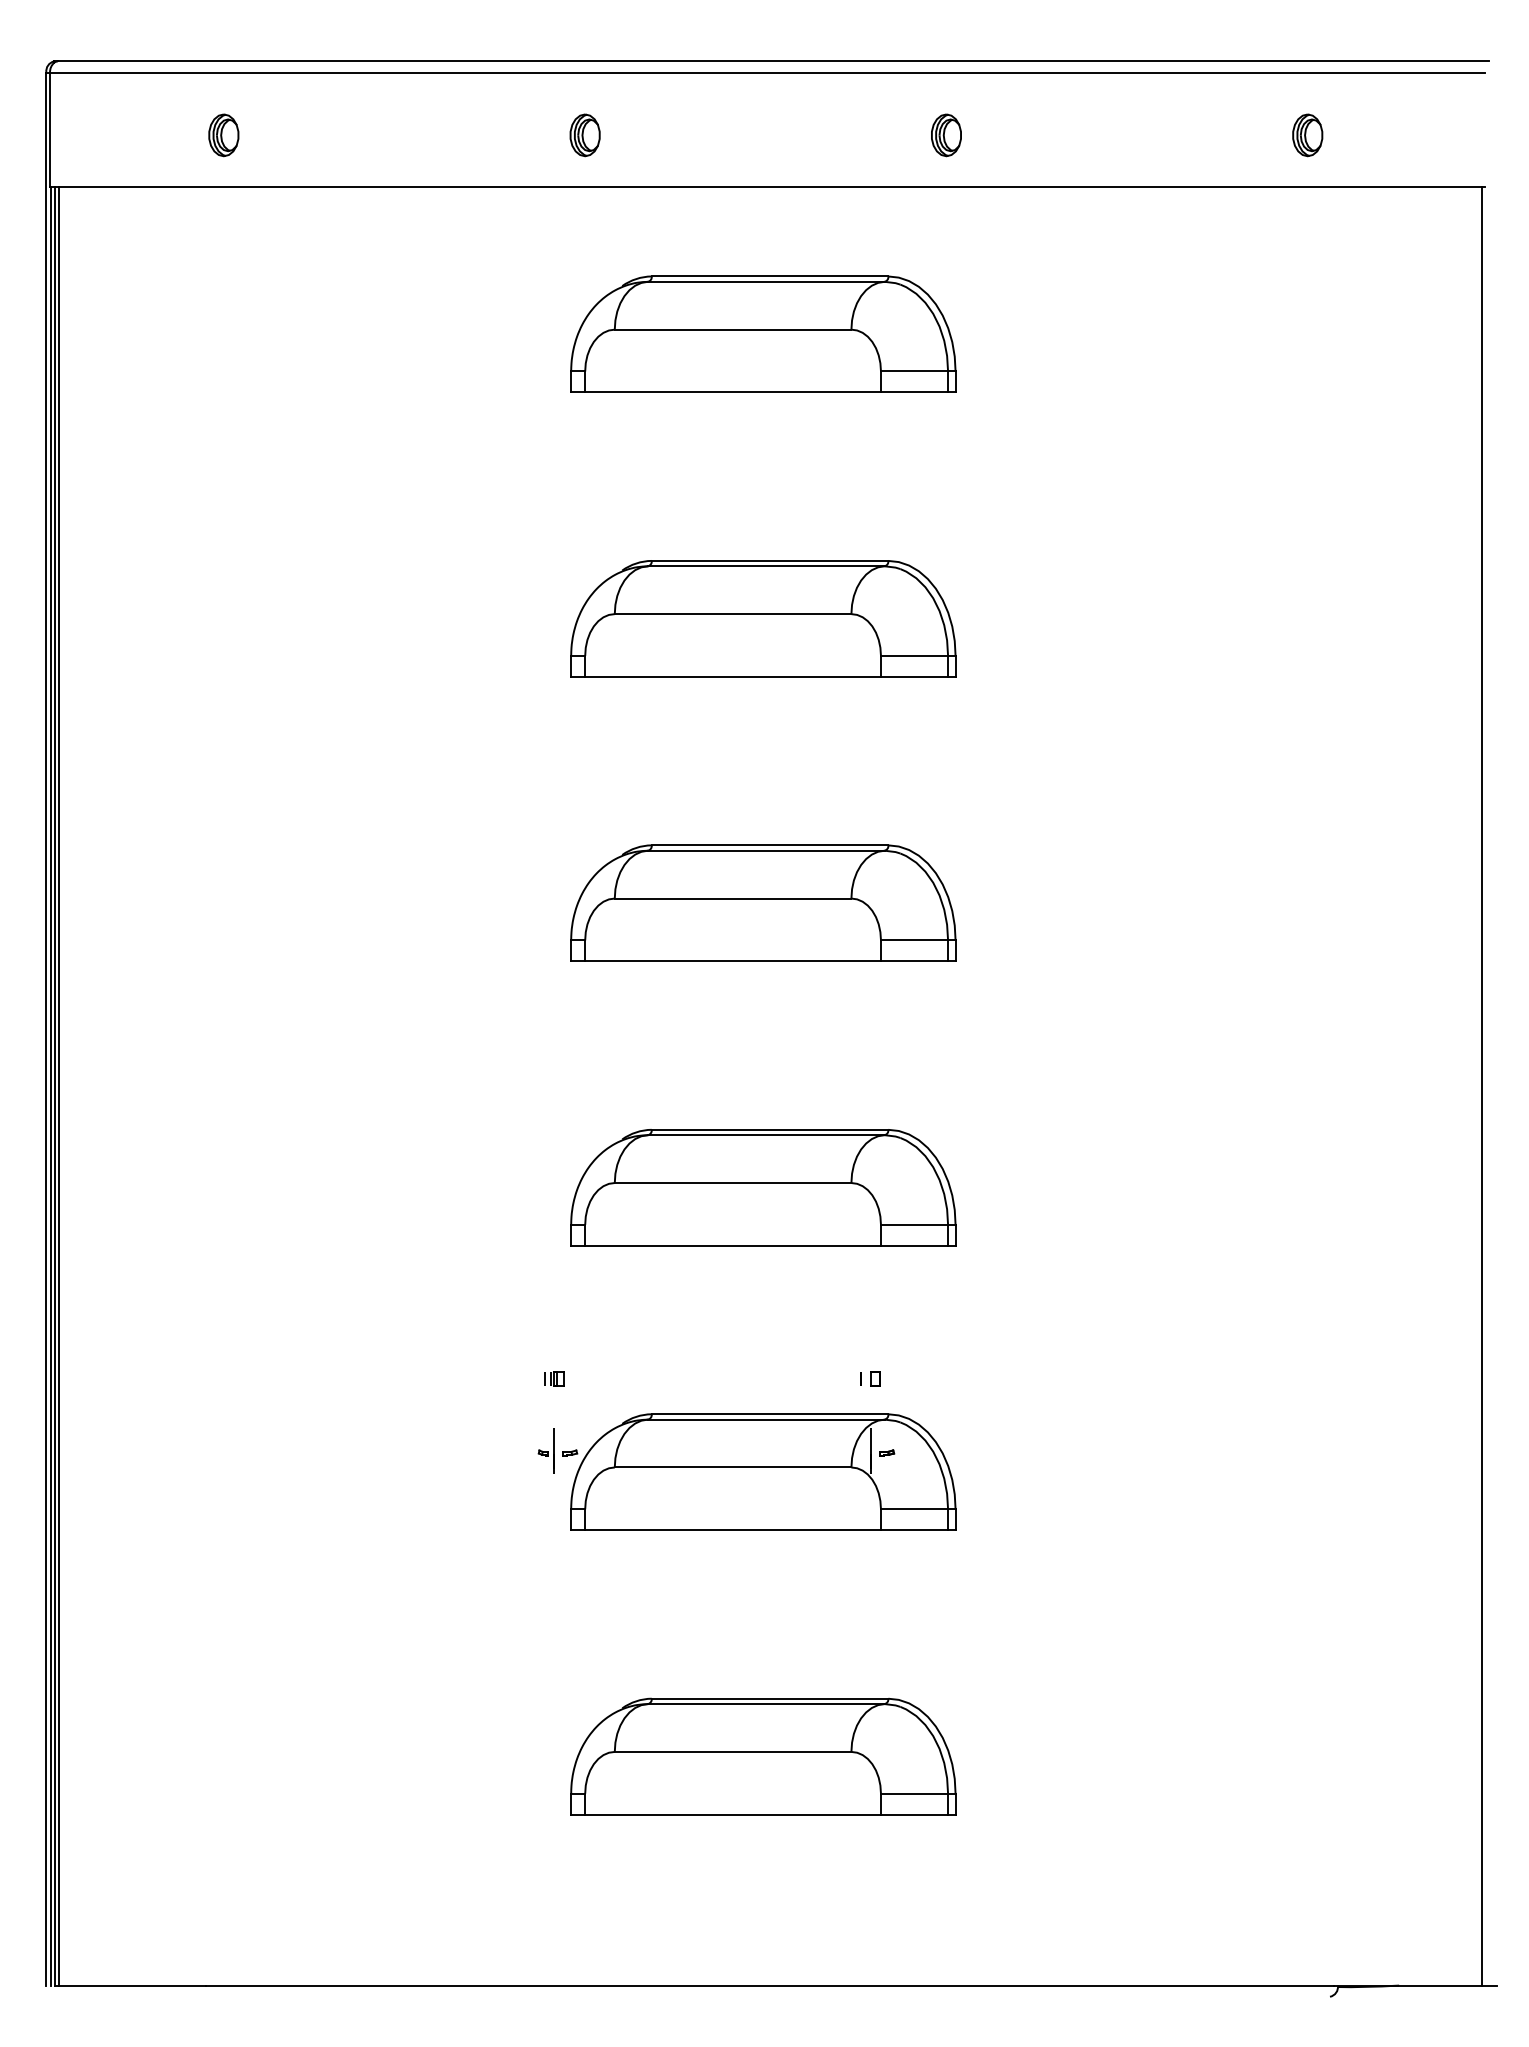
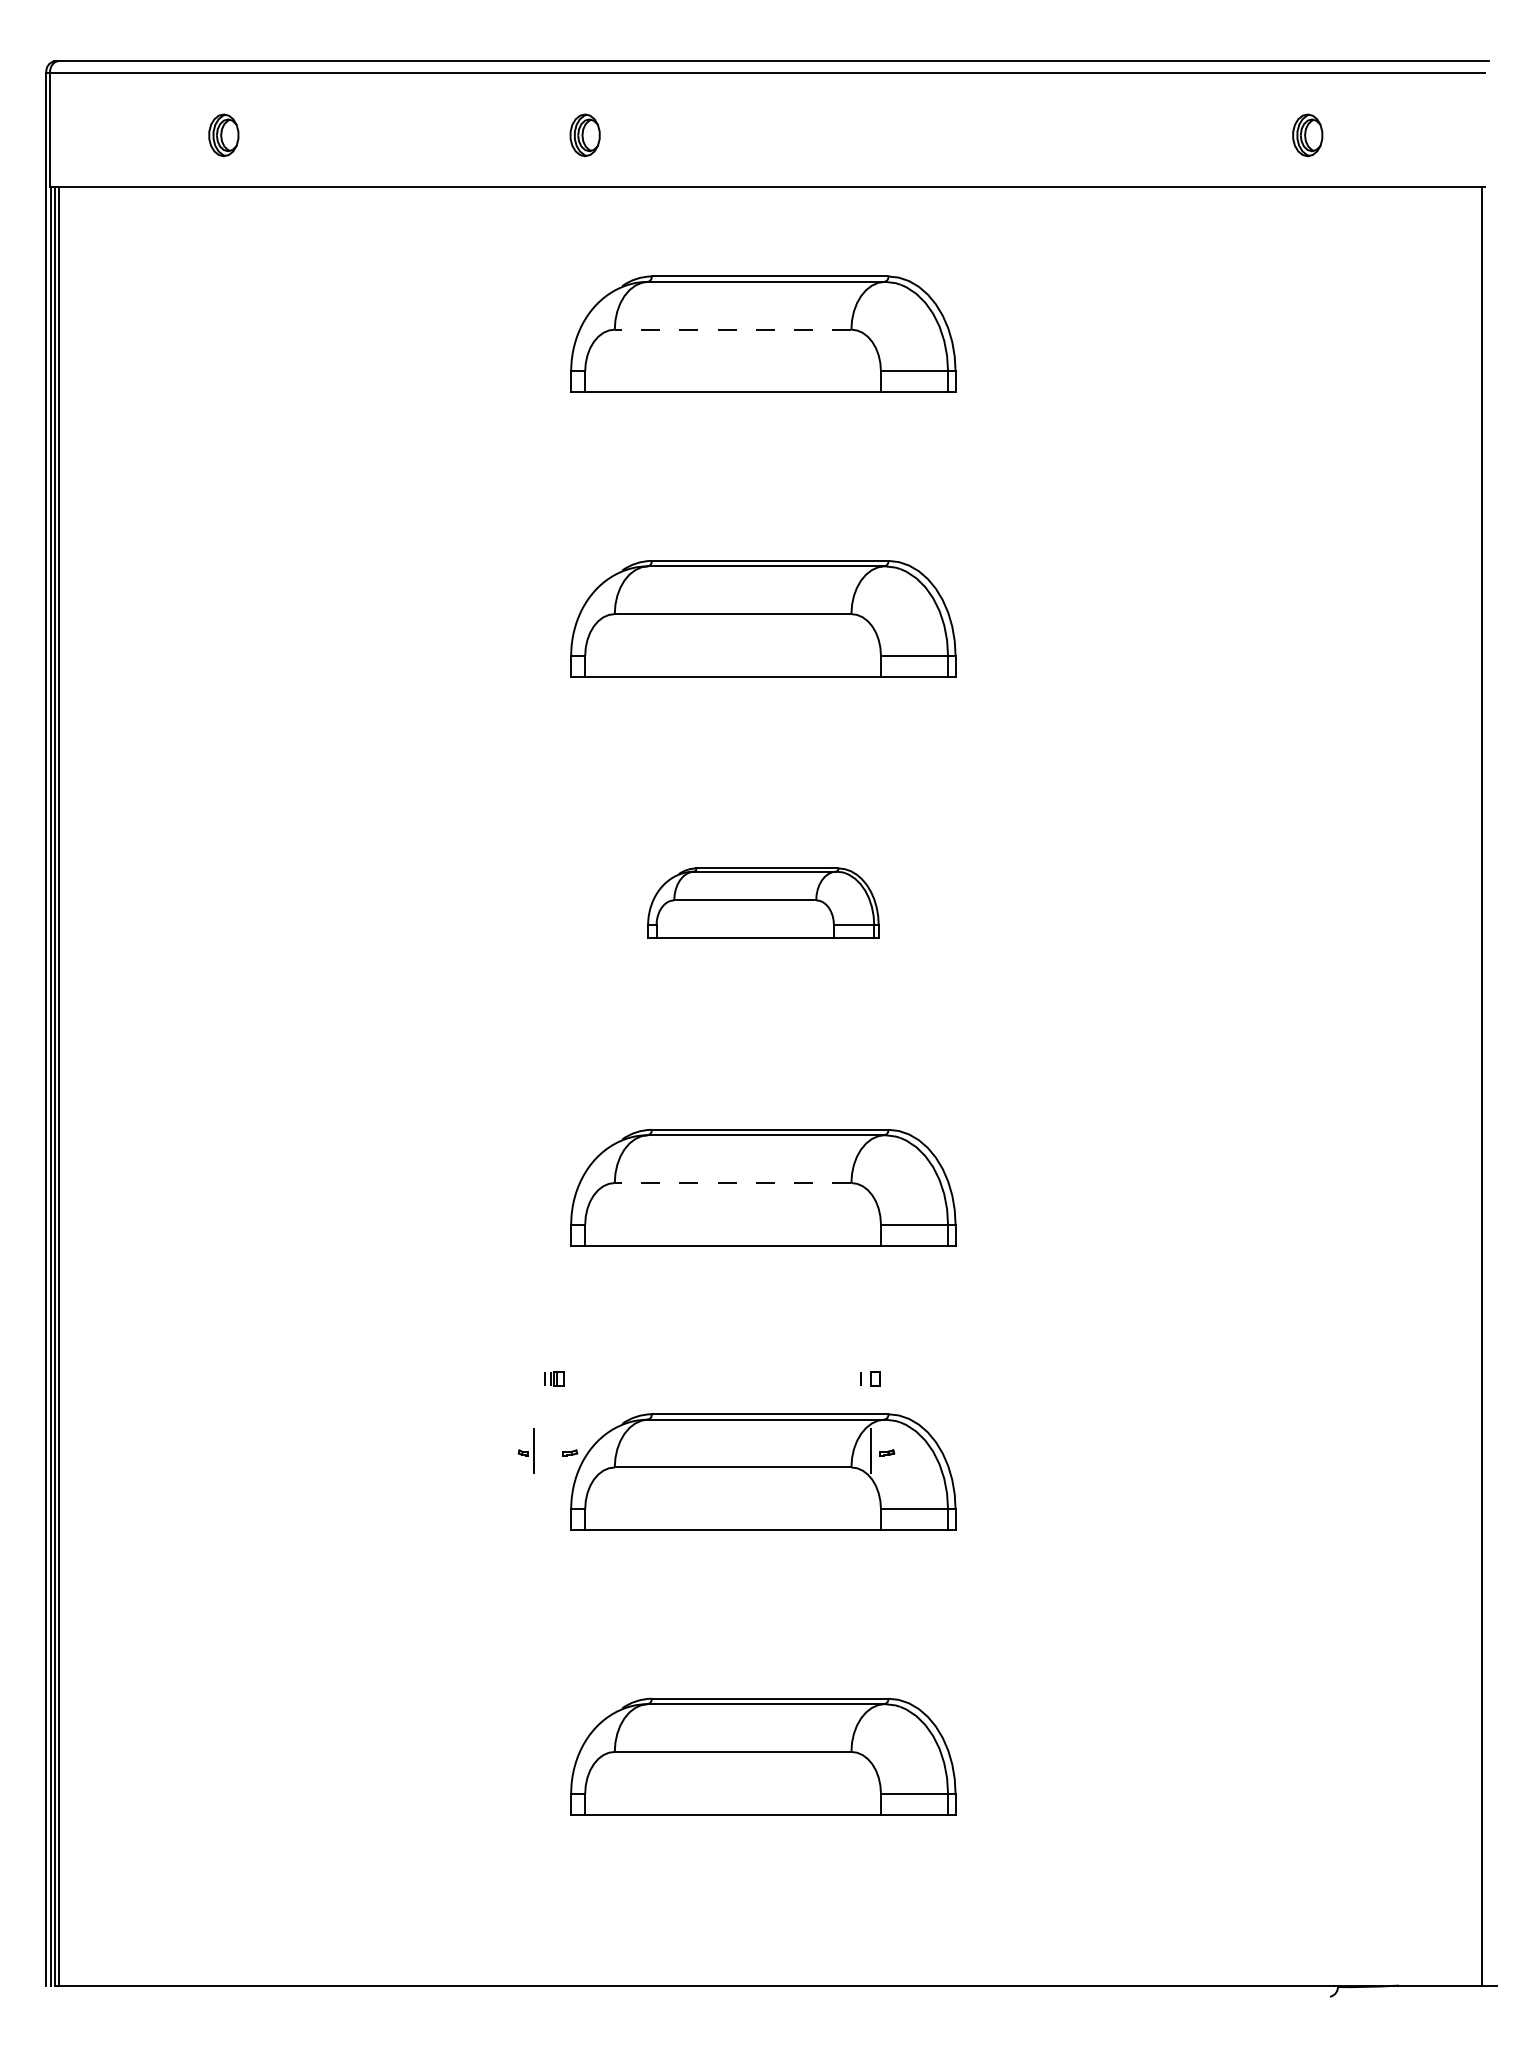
part: present -> none (946, 135)
line: solid -> dashed (732, 329)
part size: 387x118 px -> 233x72 px (763, 902)
line: solid -> dashed (732, 1183)
part position: (545, 1450) -> (525, 1450) (525, 1450)
